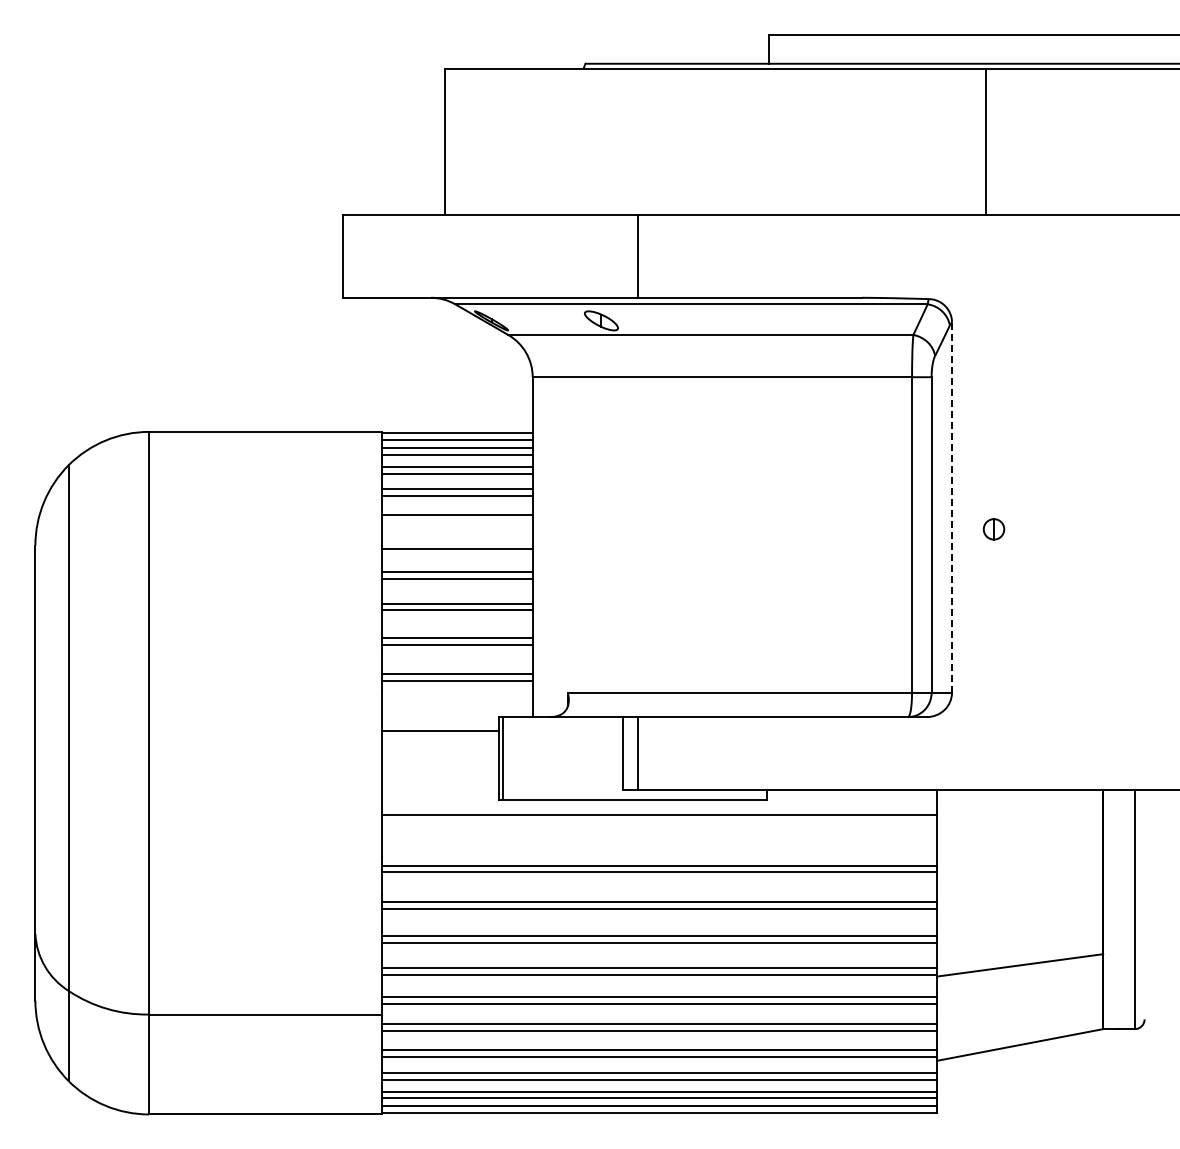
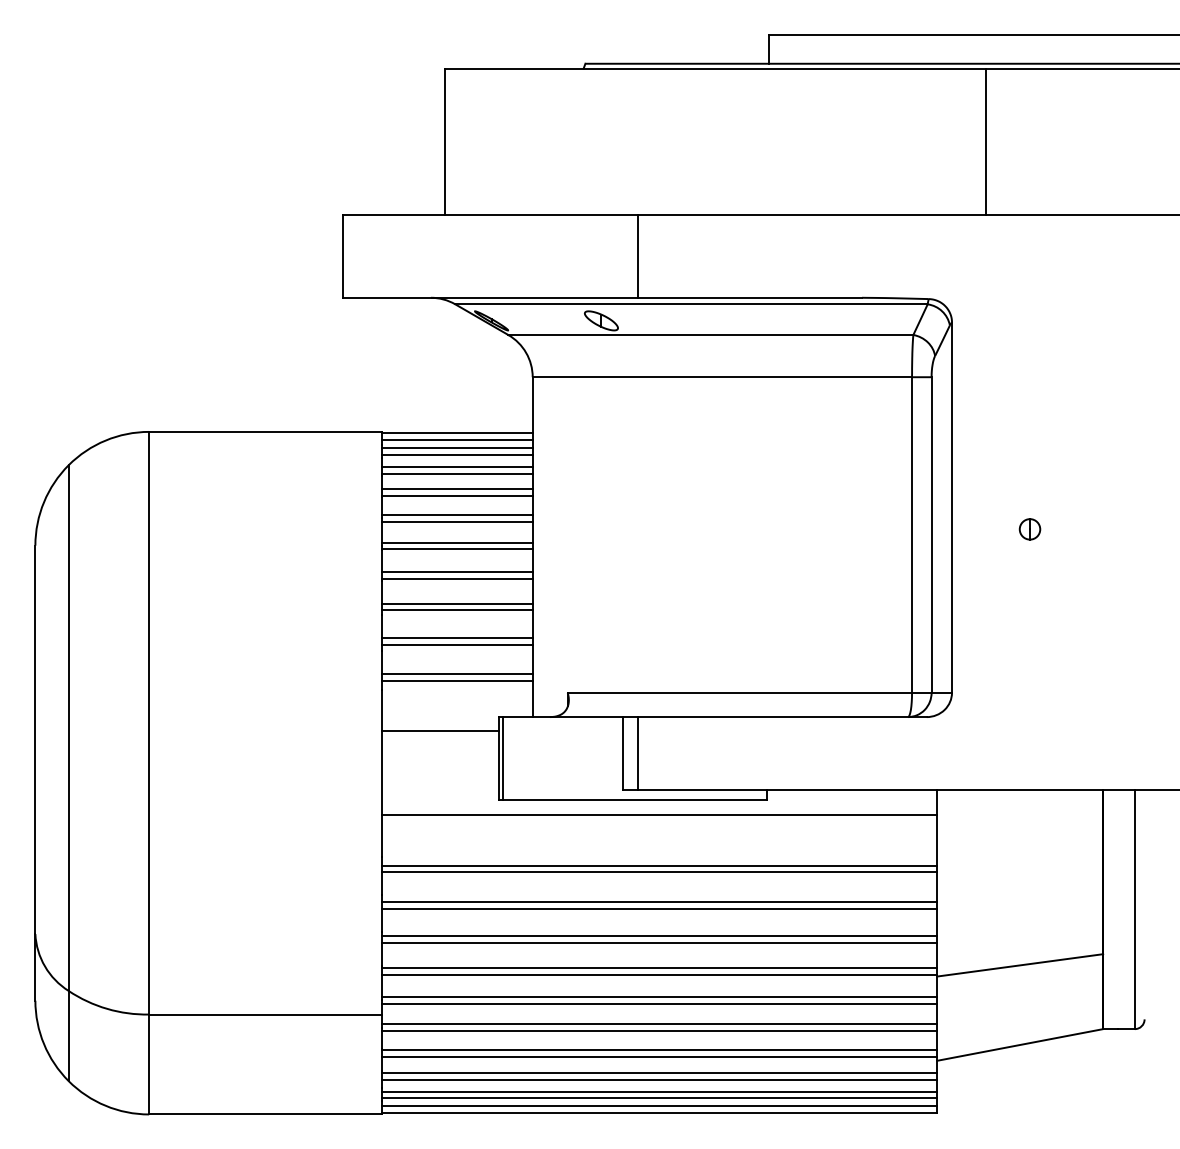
line: dashed -> solid (952, 507)
line: none -> present (456, 521)
part position: (993, 529) -> (1029, 529) (1029, 529)
line: none -> present (456, 542)
